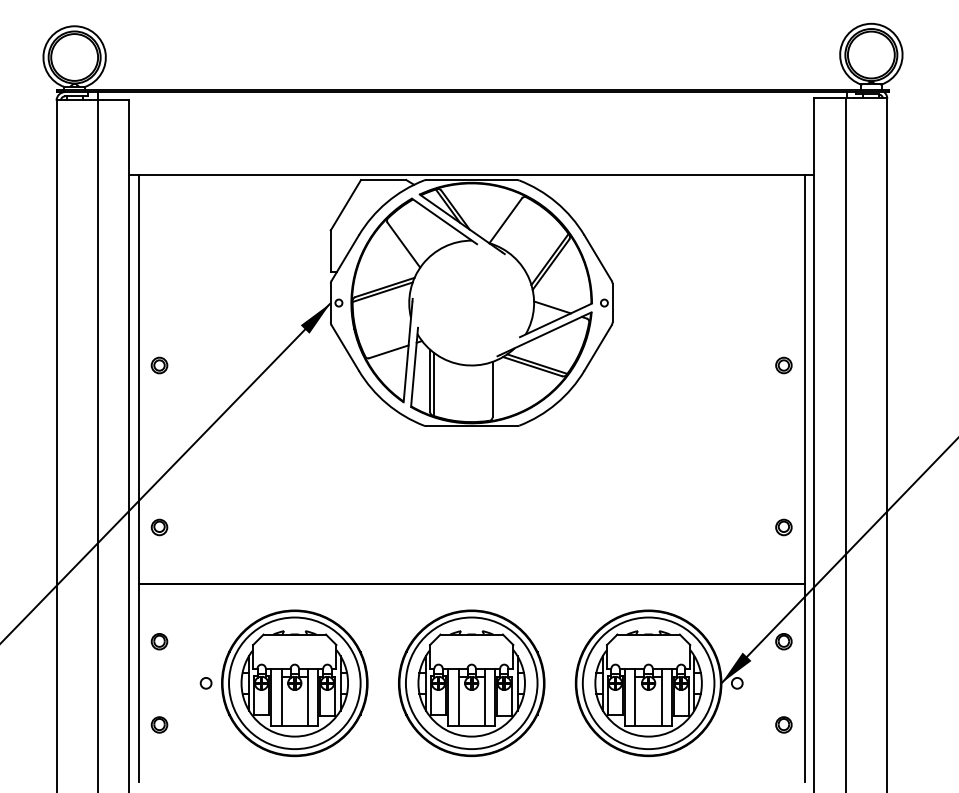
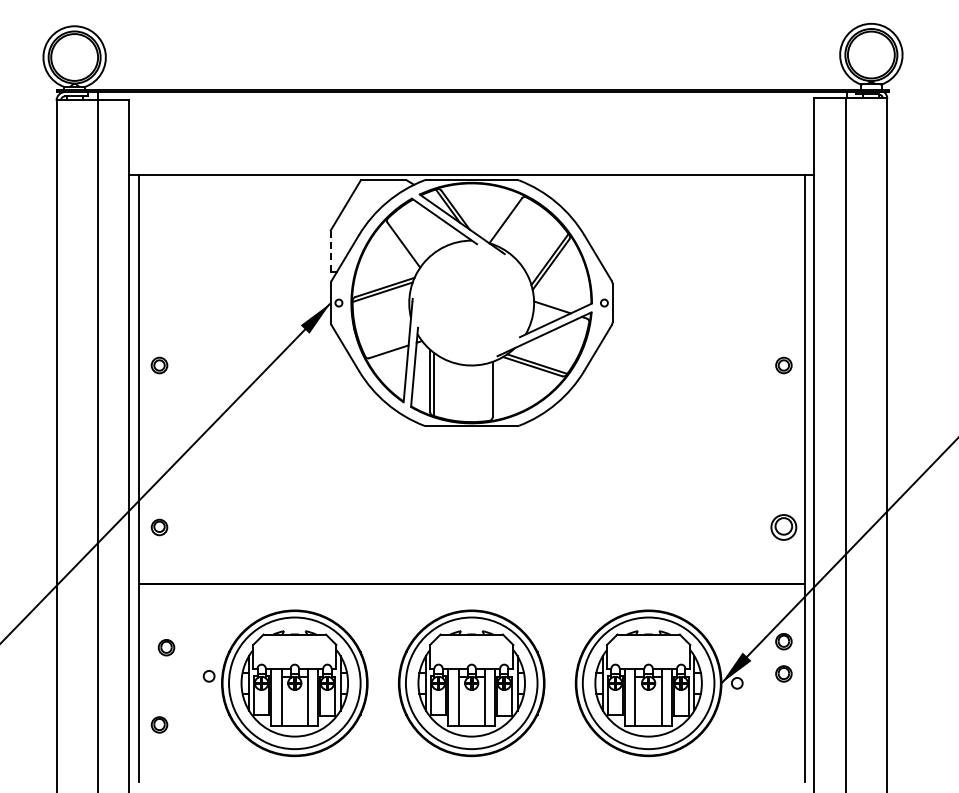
line: solid -> dashed (330, 251)
part size: 18x19 px -> 28x27 px (783, 527)
part position: (159, 641) -> (166, 647) (166, 647)
circle position: (205, 683) -> (208, 676) (208, 676)
part position: (783, 724) -> (783, 673) (783, 673)
